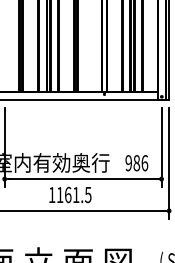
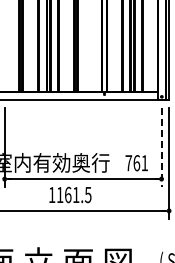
line: solid -> dashed (161, 147)
text: 986 -> 761 (136, 163)
